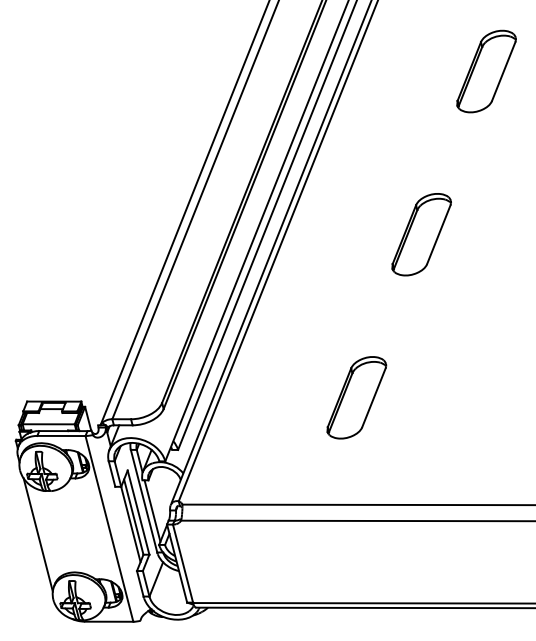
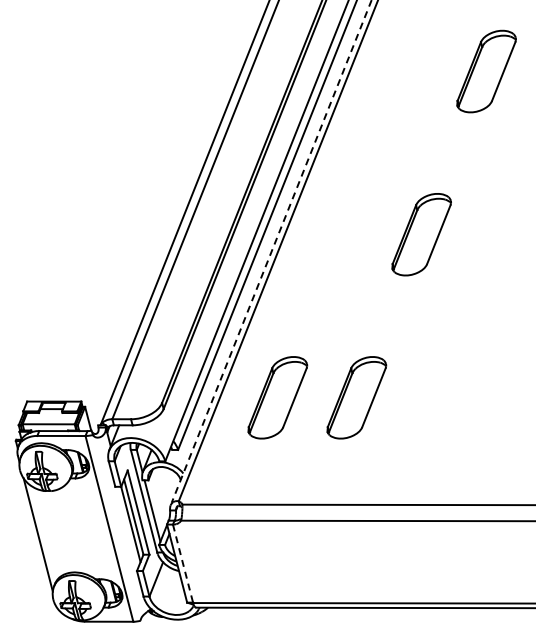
line: solid -> dashed (271, 252)
part: none -> present (277, 397)
line: solid -> dashed (183, 564)
